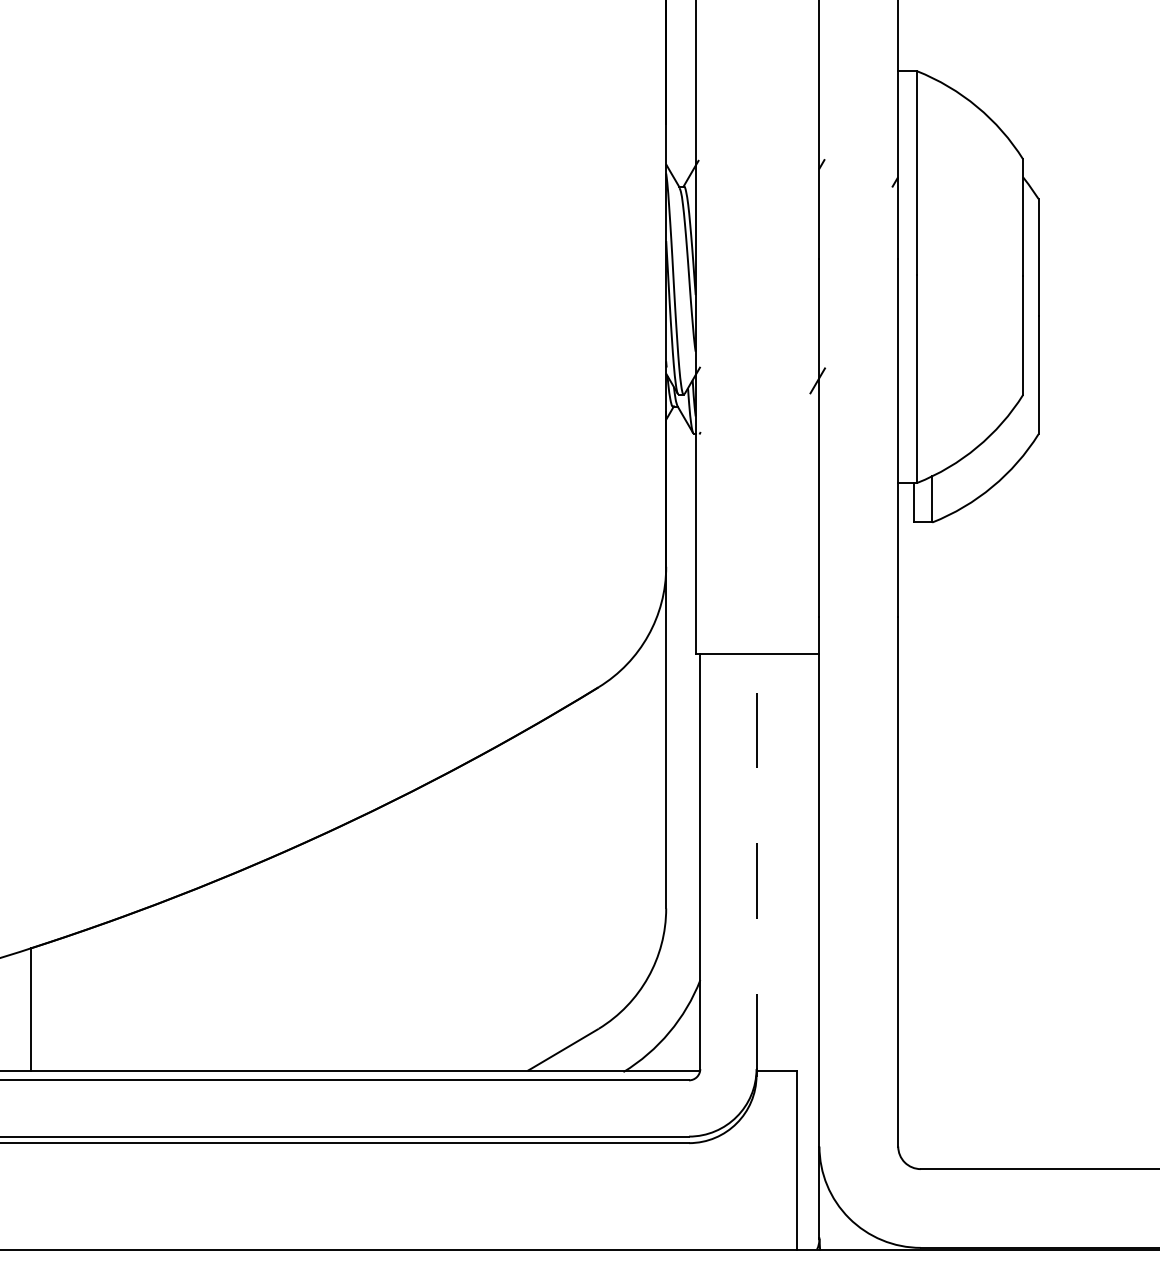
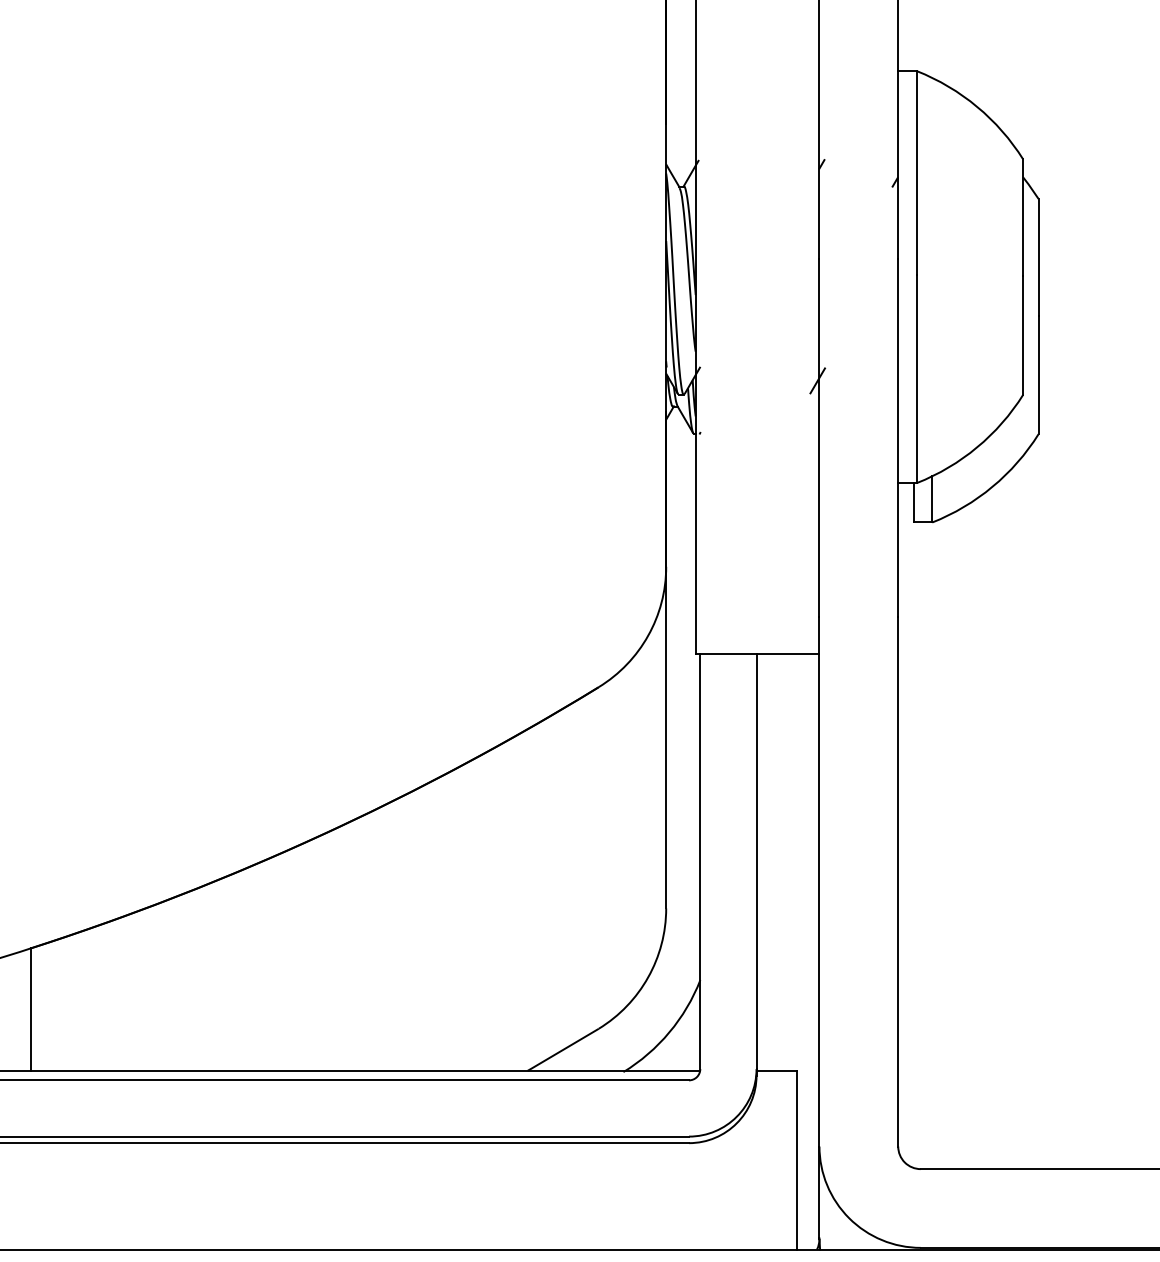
line: dashed -> solid (756, 861)
